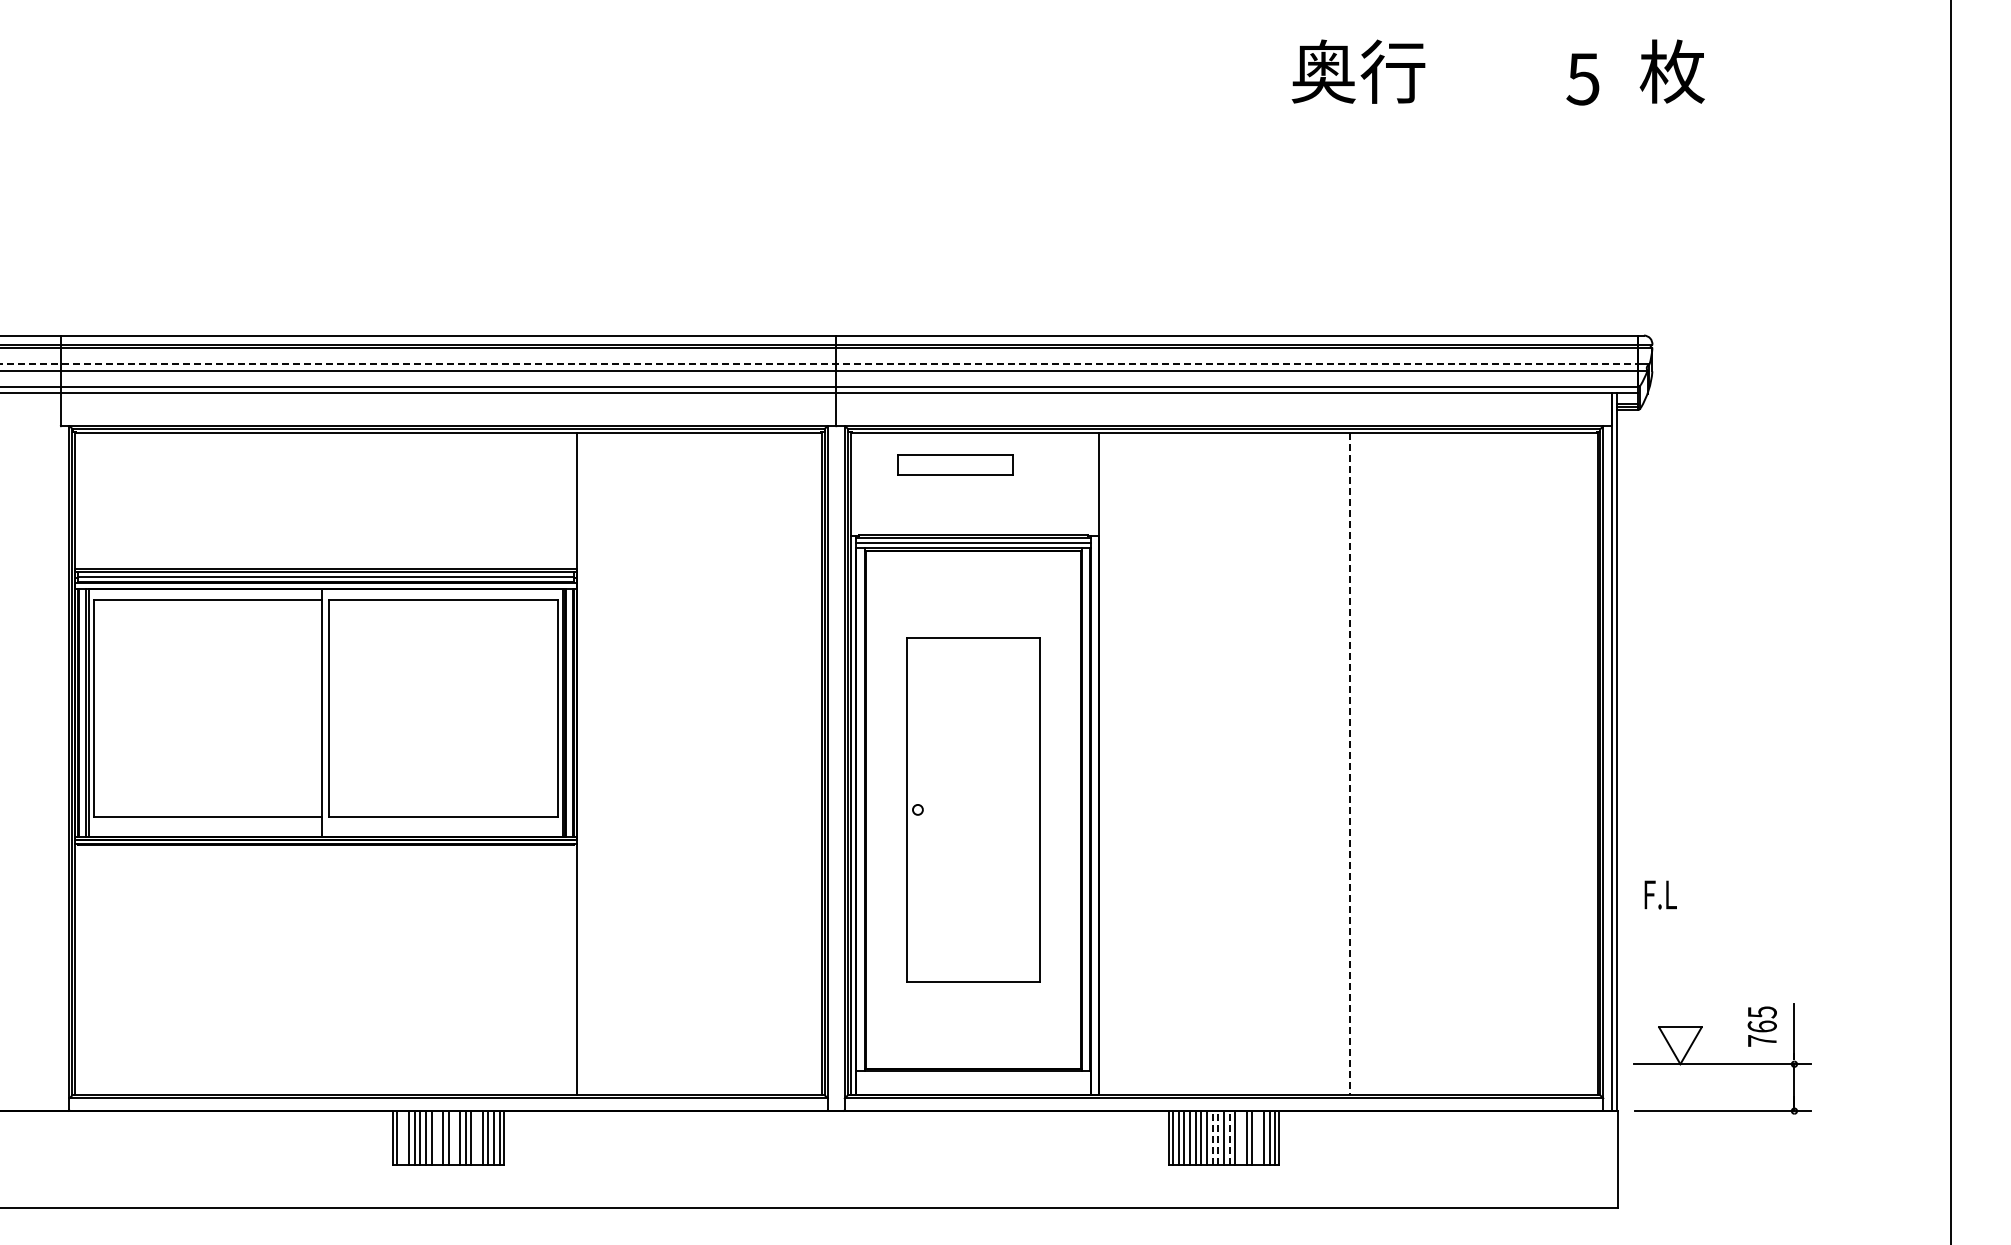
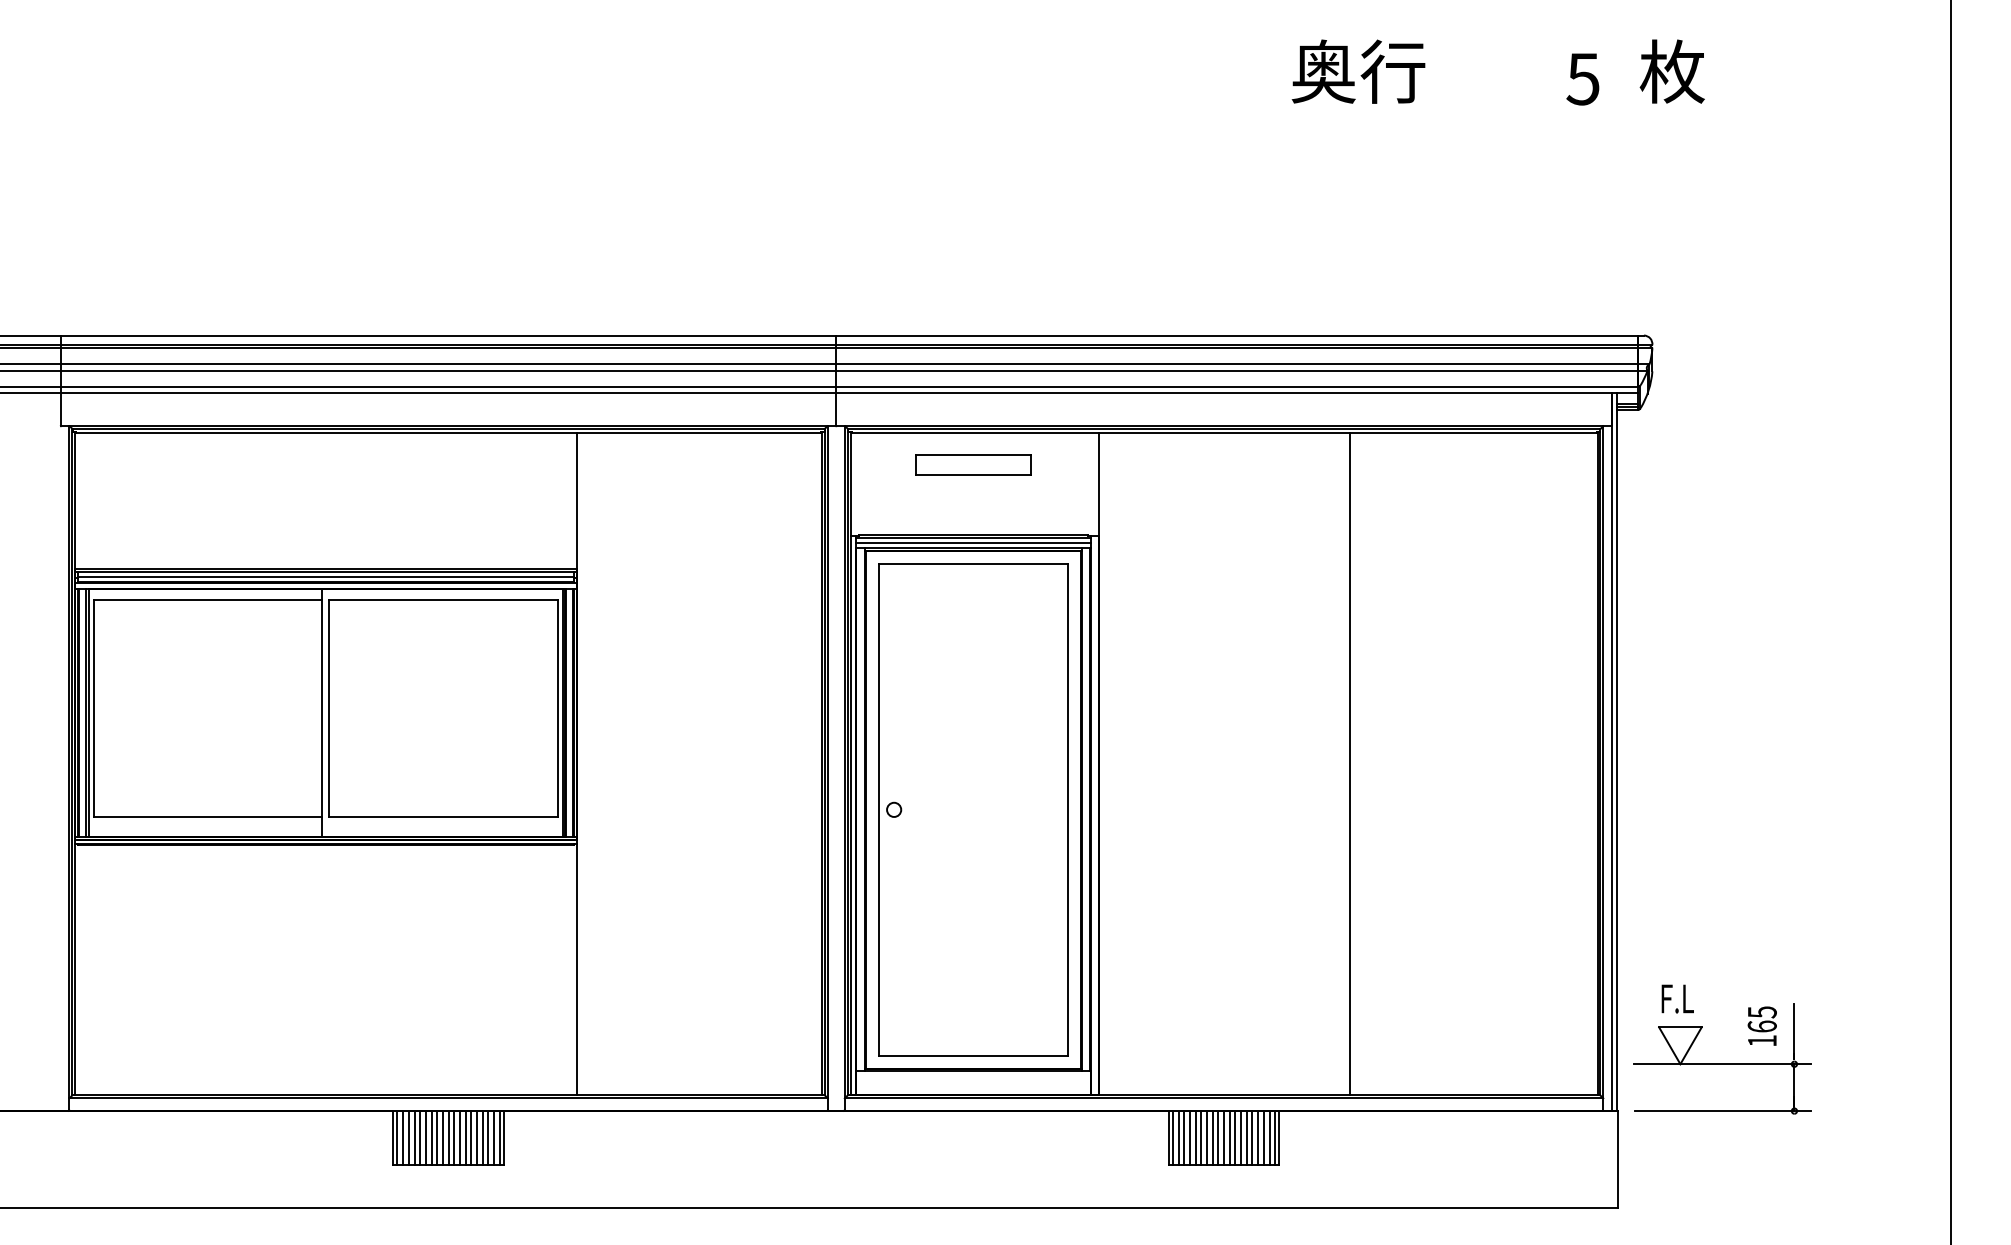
line: dashed -> solid (819, 364)
part position: (955, 464) -> (973, 464) (973, 464)
line: dashed -> solid (1349, 764)
part size: 135x346 px -> 191x494 px (973, 809)
text position: (1660, 894) -> (1677, 998) (1677, 998)
text: 765 -> 165 (1762, 1040)
line: none -> present (403, 1138)
line: none -> present (437, 1138)
line: none -> present (454, 1138)
line: none -> present (477, 1138)
line: dashed -> solid (1212, 1138)
line: dashed -> solid (1218, 1138)
line: dashed -> solid (1229, 1138)
line: none -> present (1241, 1138)
line: none -> present (1258, 1138)
